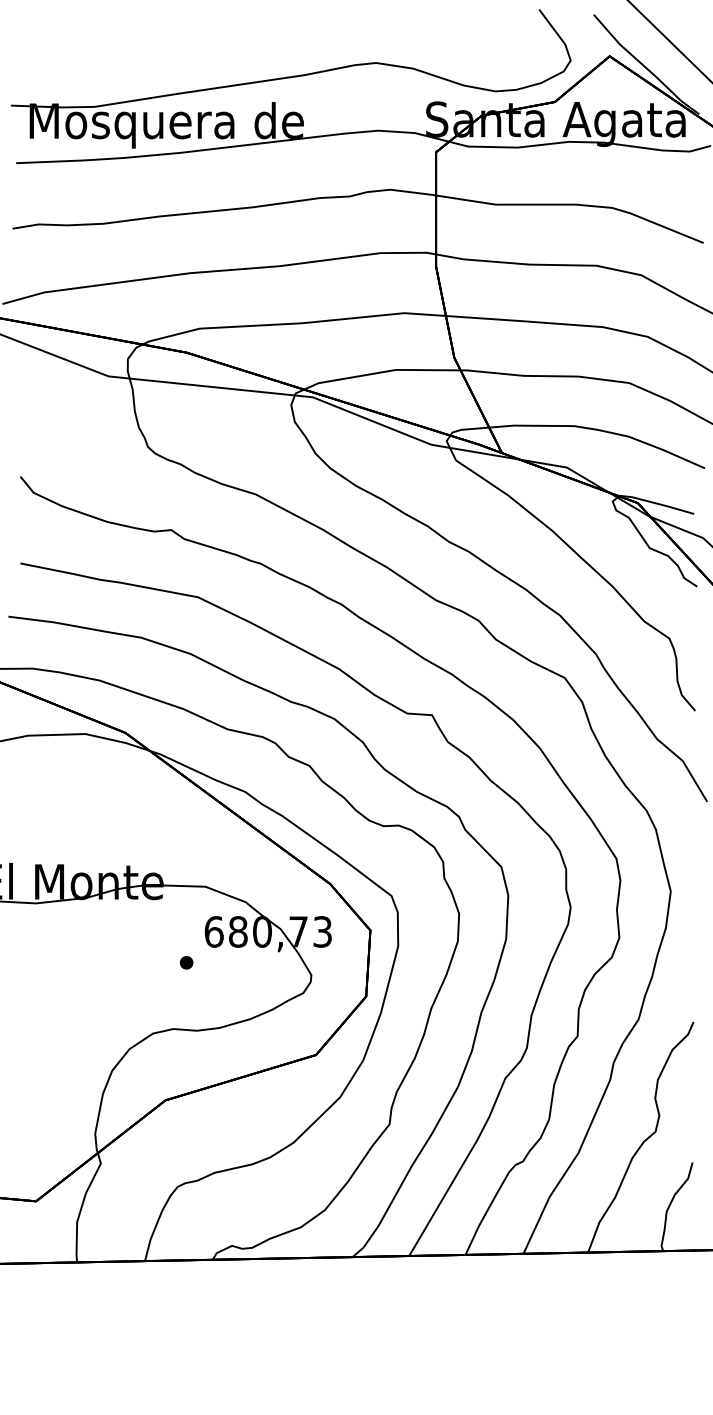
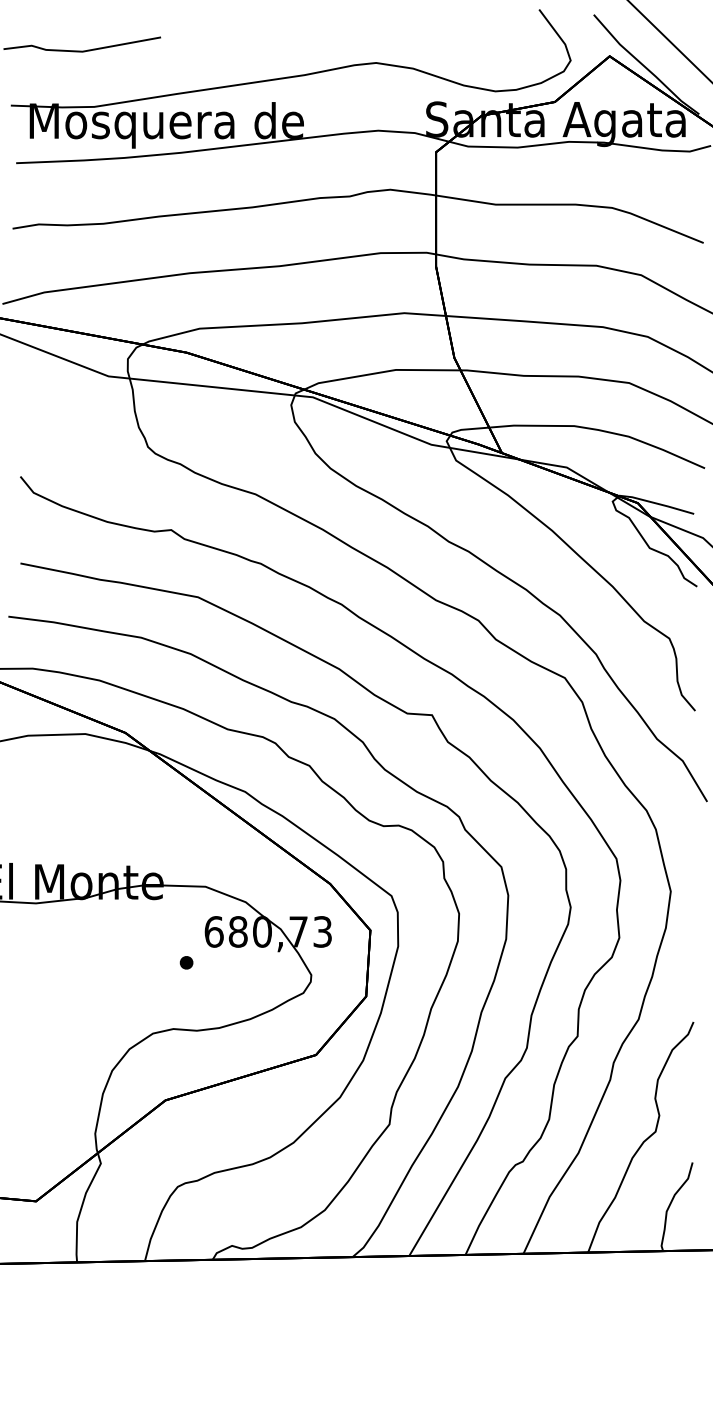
line: none -> present (81, 50)
